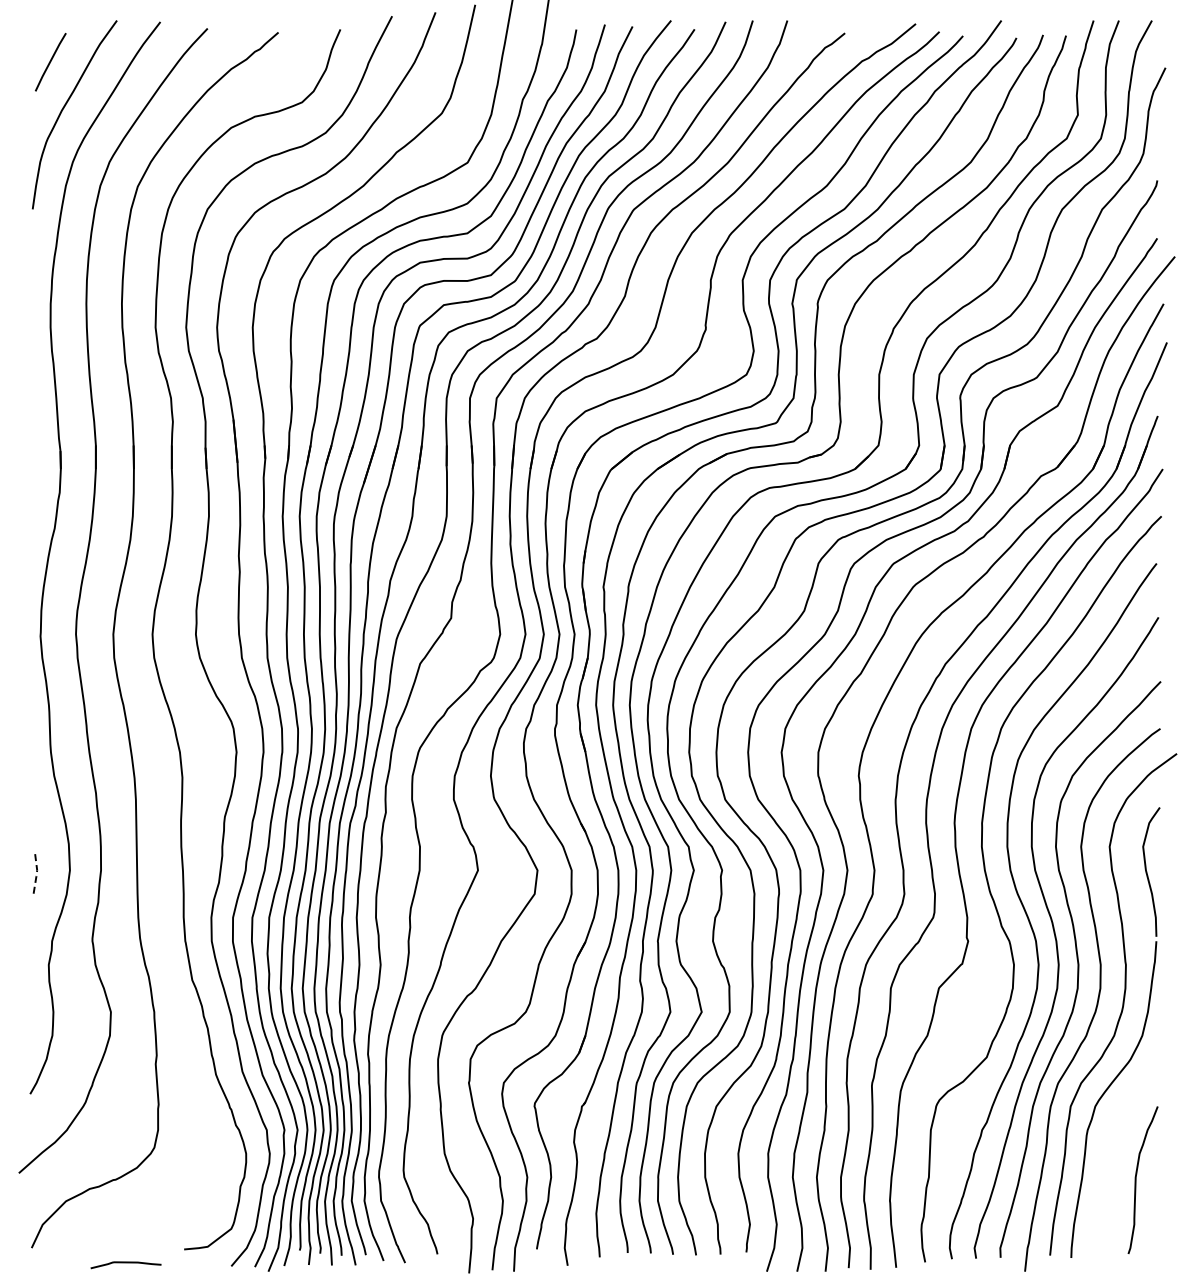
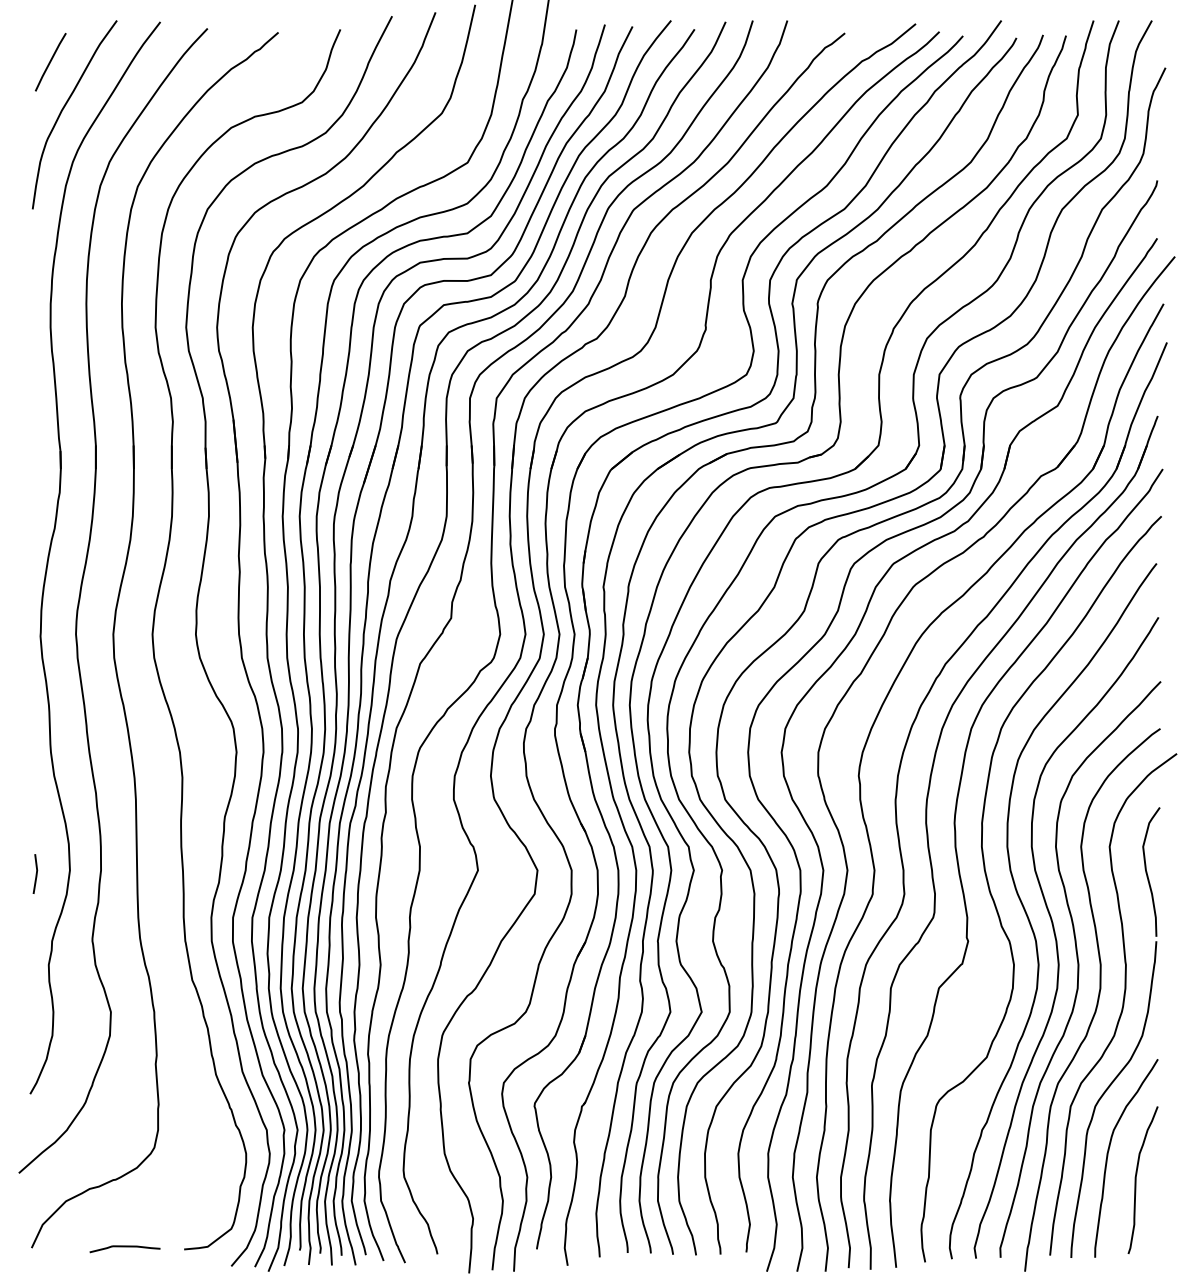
line: dashed -> solid (36, 873)
curve: none -> present (1108, 1156)
curve position: (125, 1263) -> (124, 1247) (124, 1247)
